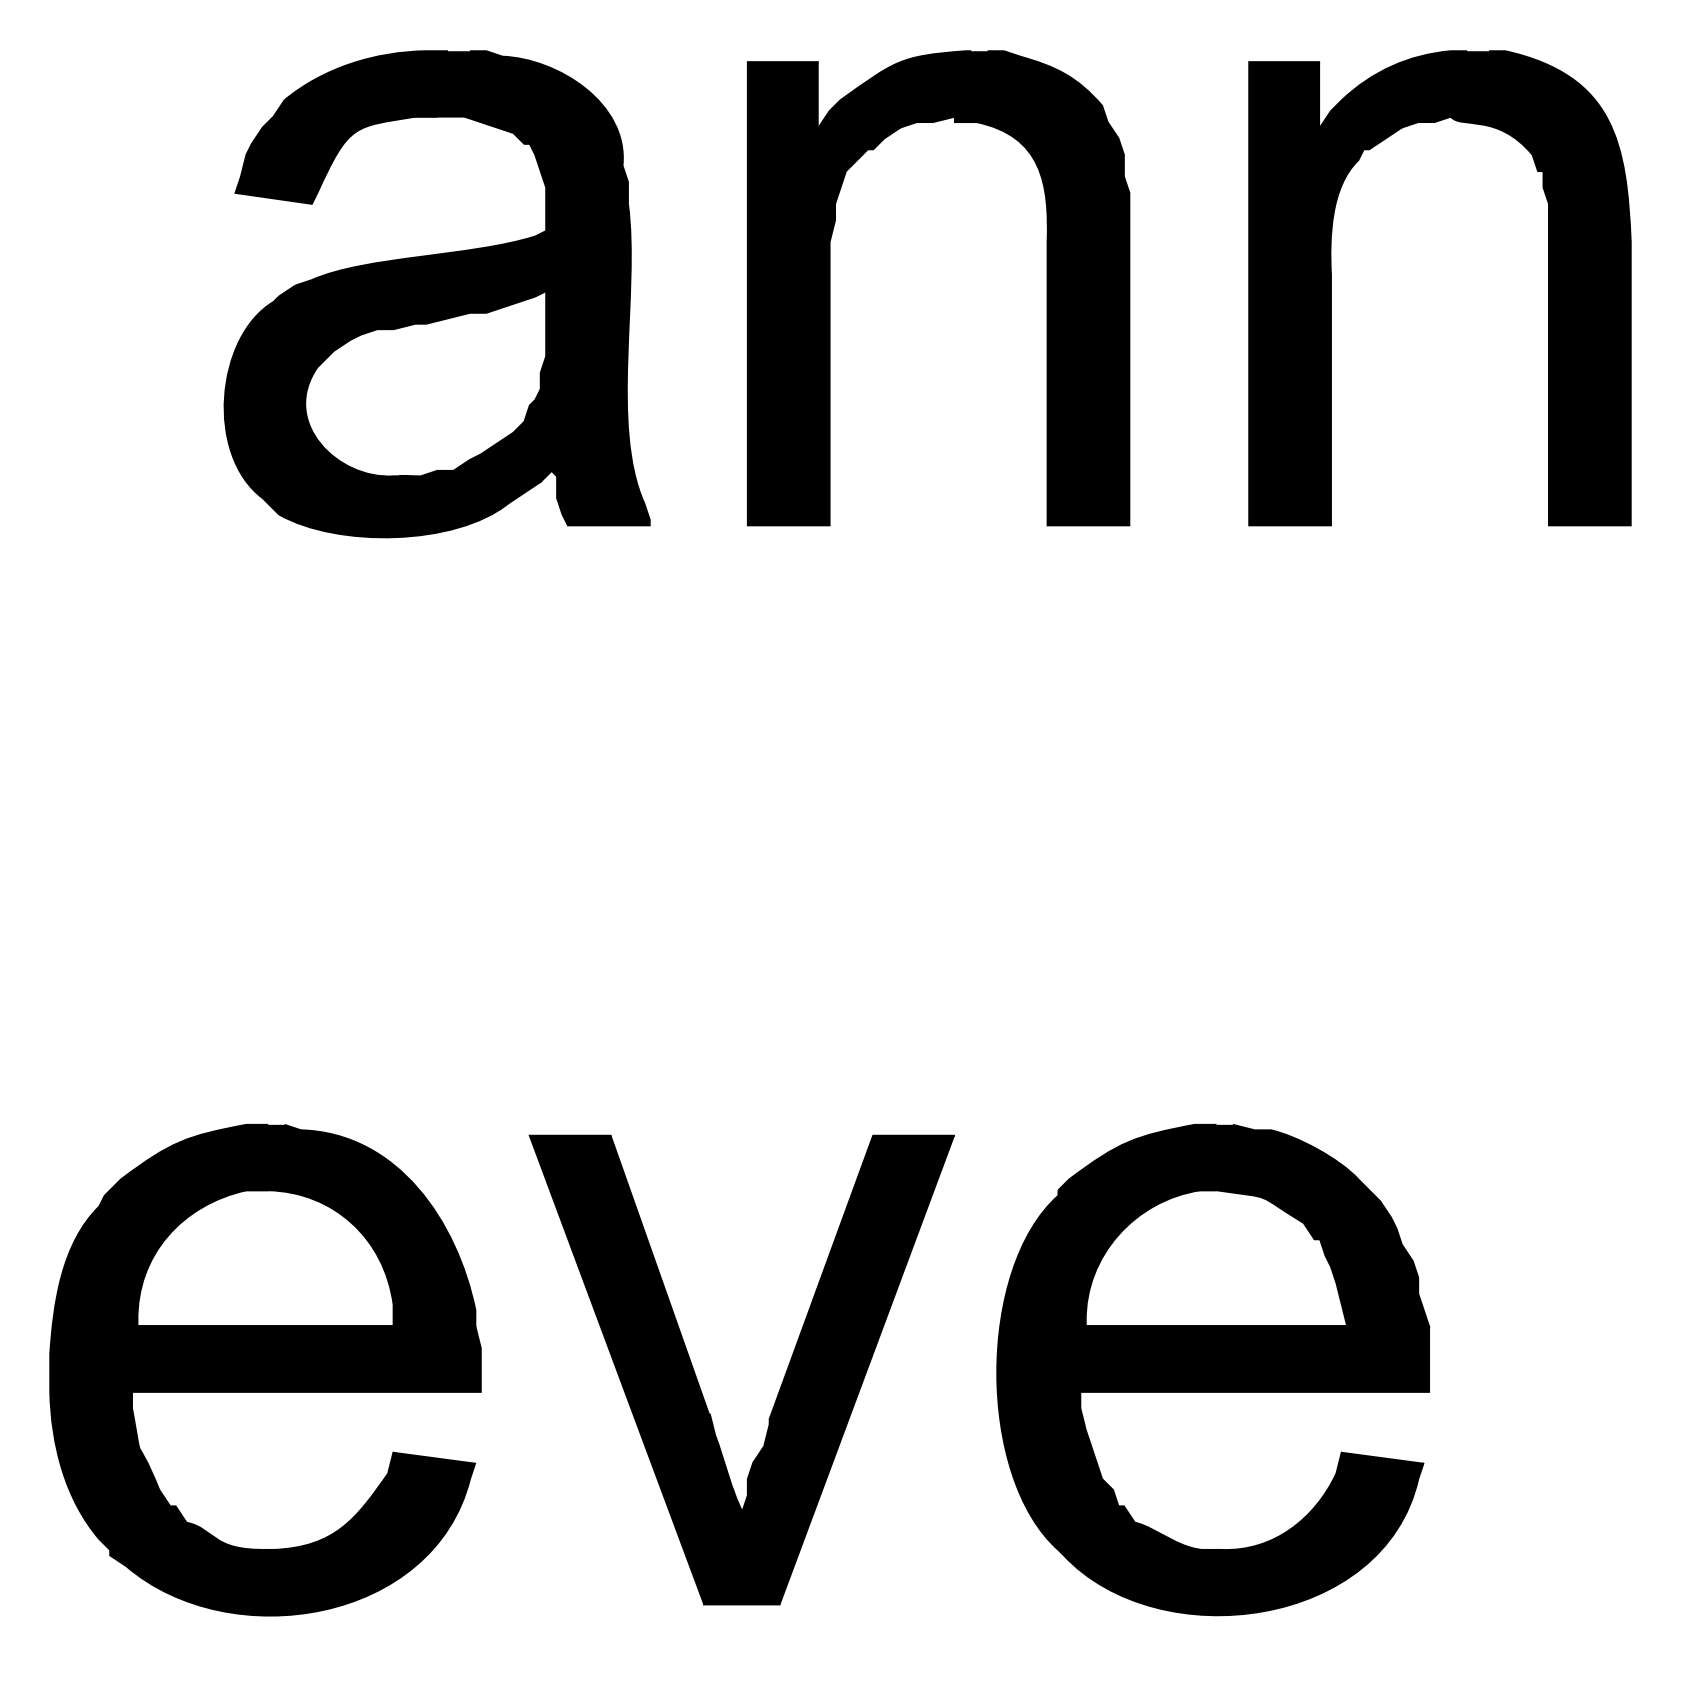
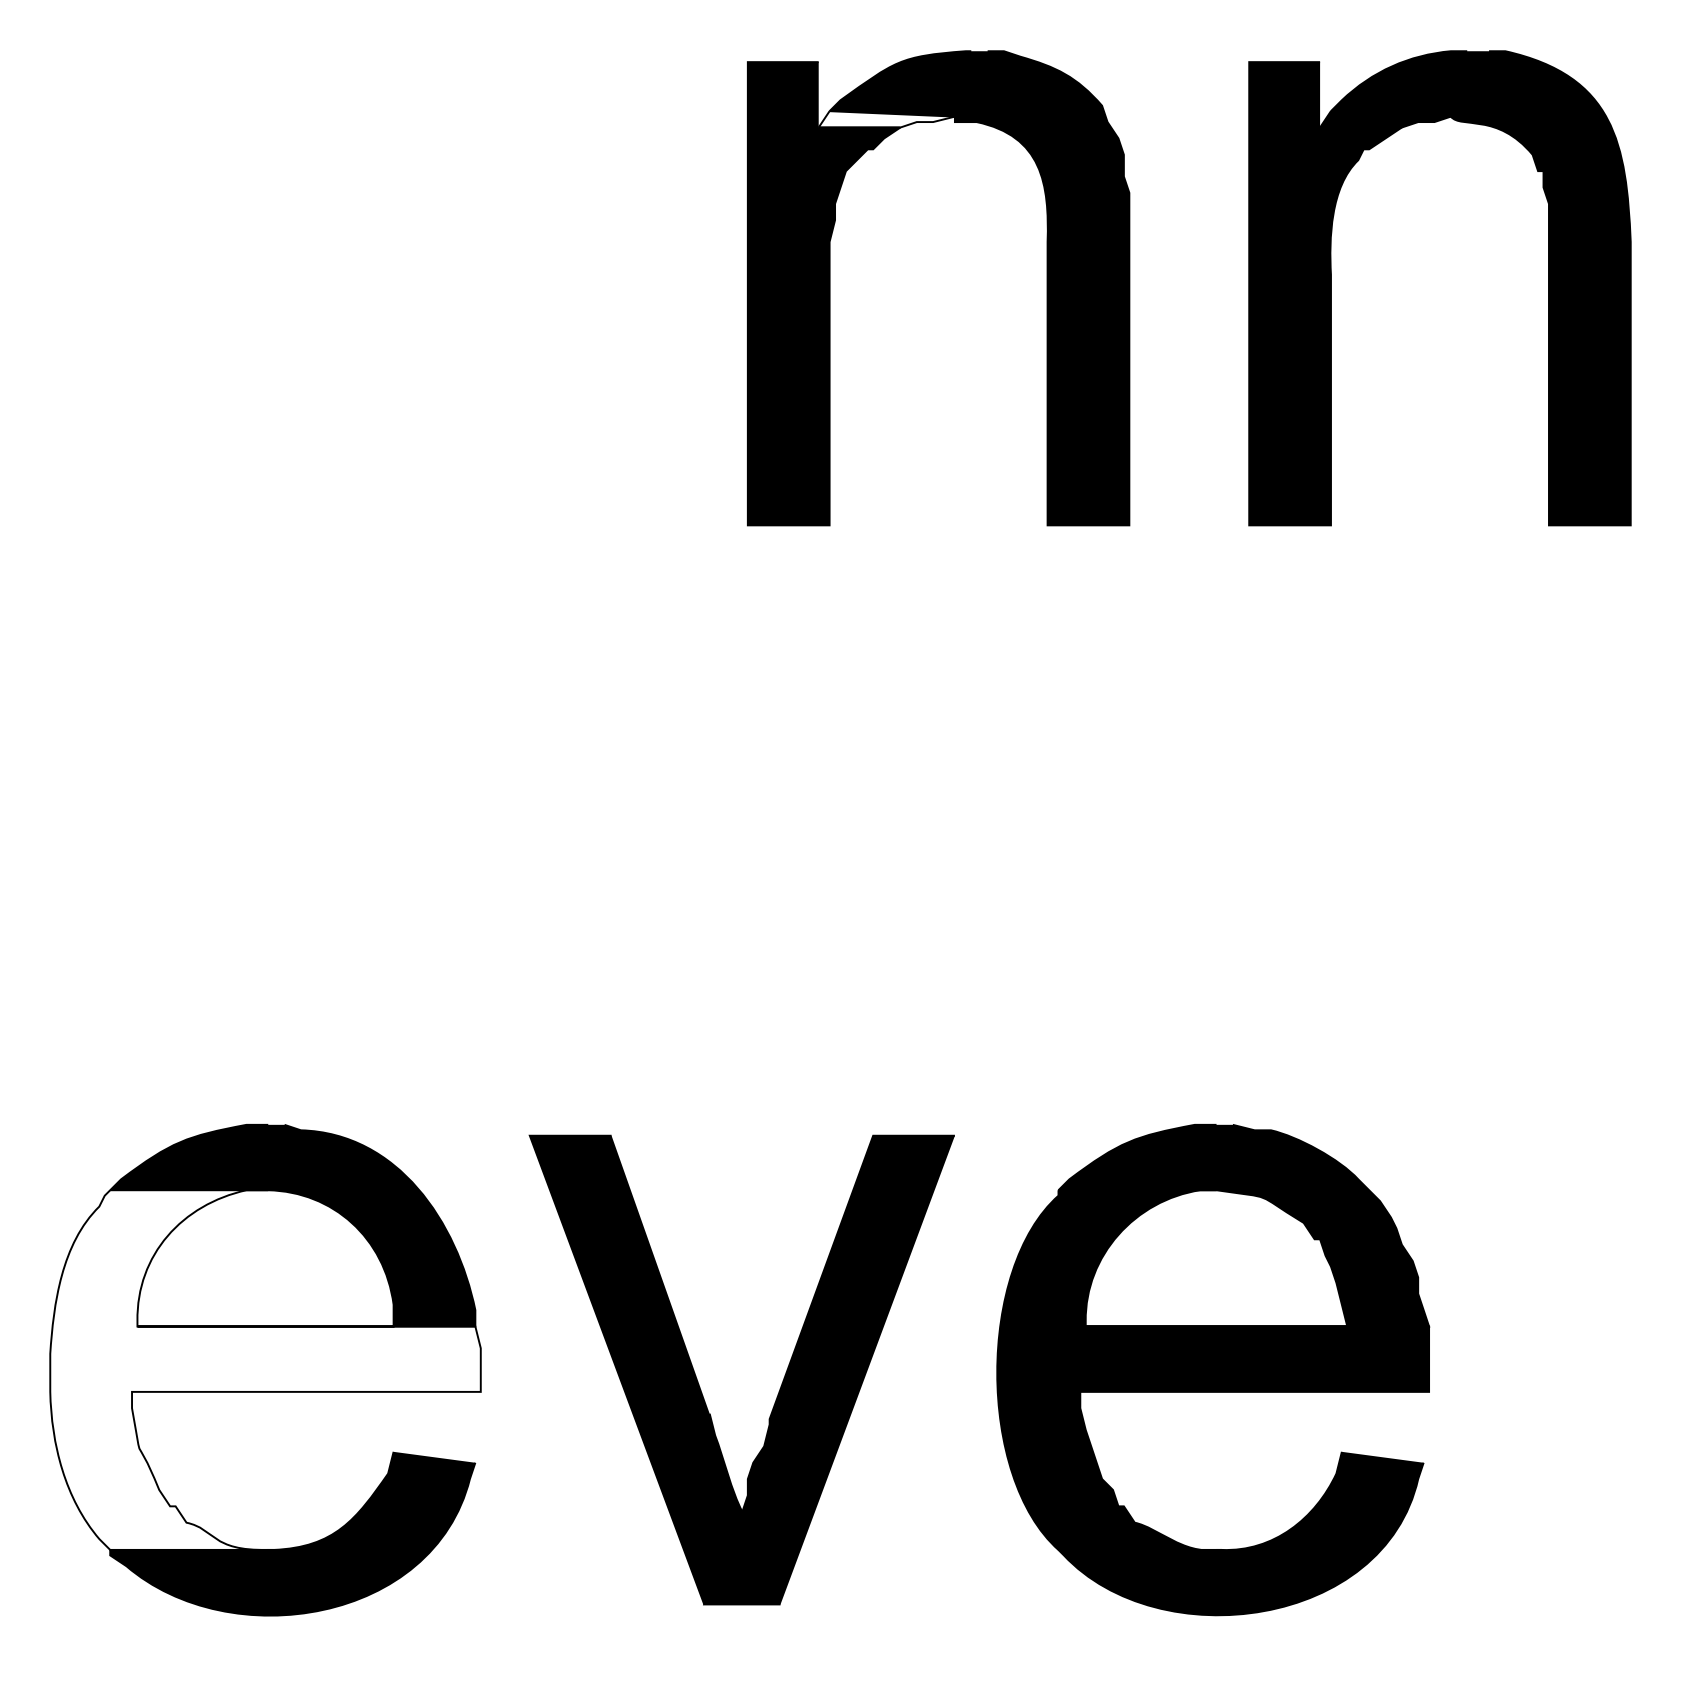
fill: present -> none (886, 119)
part: present -> none (436, 294)
fill: present -> none (265, 1369)
